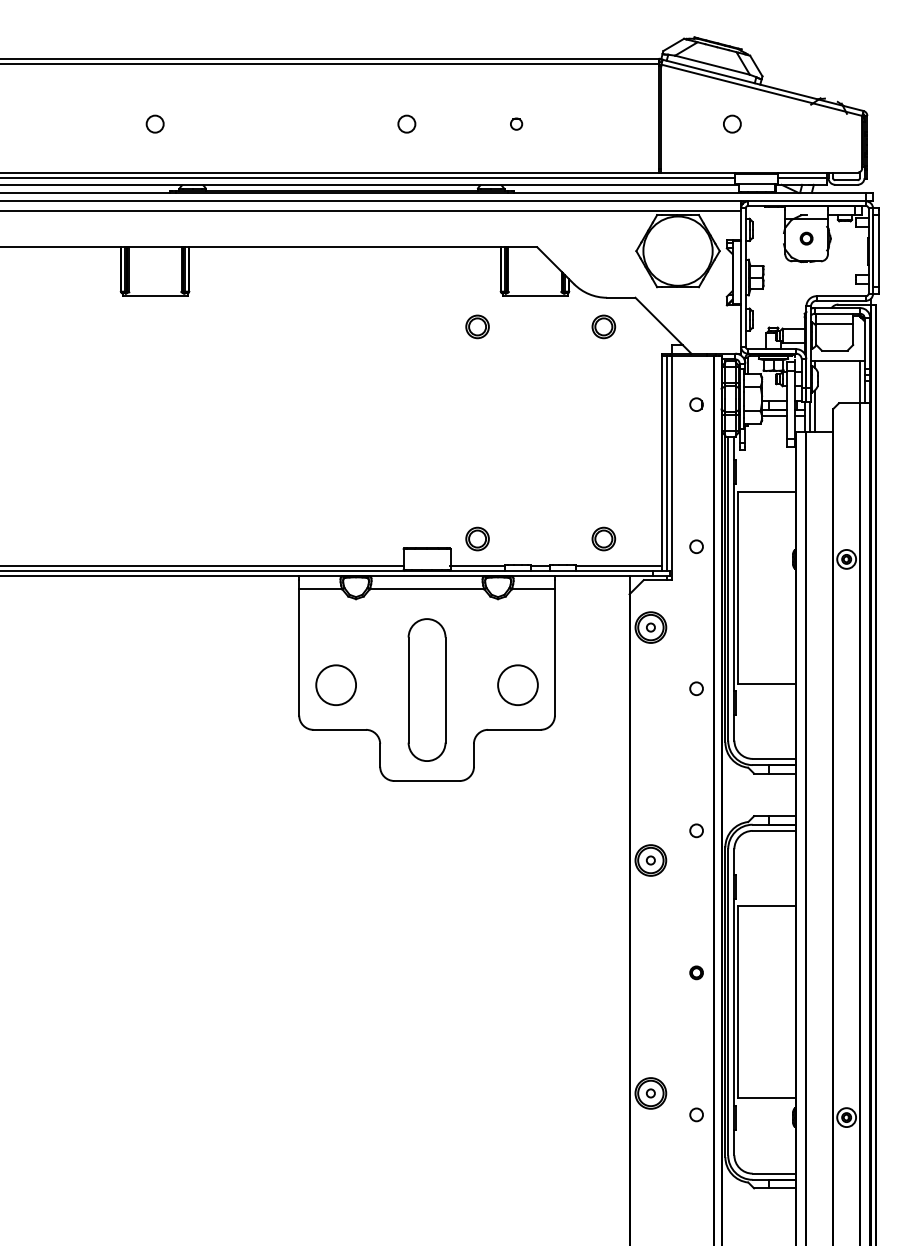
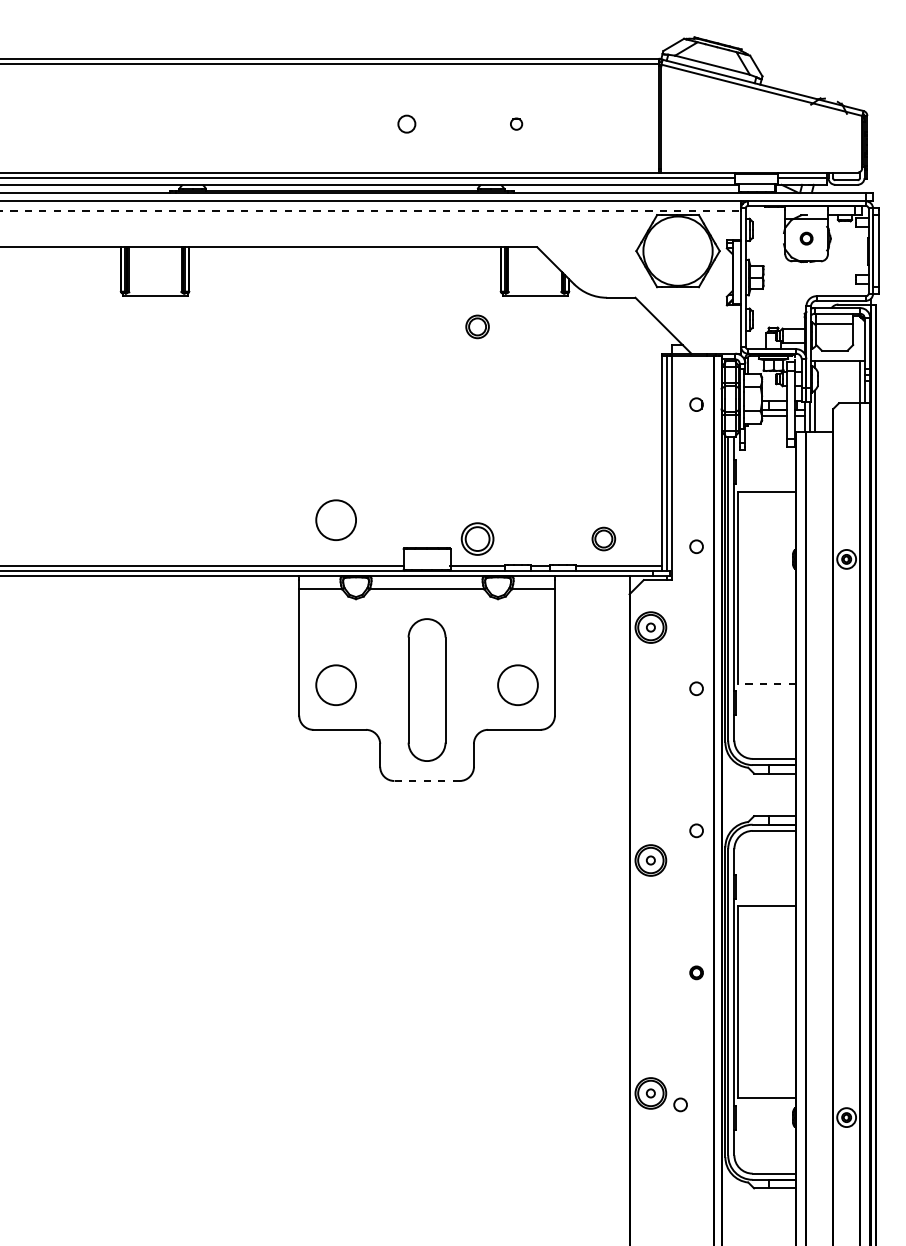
circle: present -> none (154, 123)
circle: present -> none (732, 123)
line: solid -> dashed (371, 211)
part: present -> none (603, 326)
circle: none -> present (335, 519)
part size: 25x26 px -> 35x34 px (477, 538)
line: solid -> dashed (766, 683)
line: solid -> dashed (427, 781)
circle position: (696, 1114) -> (680, 1104) (680, 1104)
